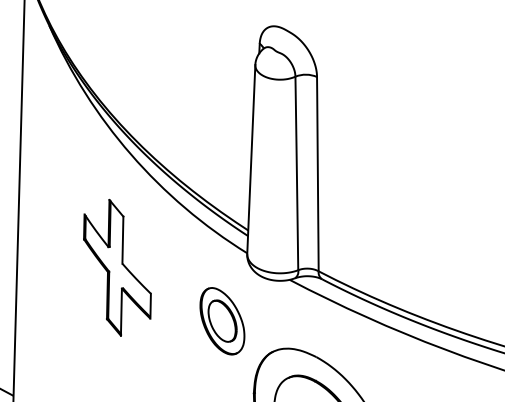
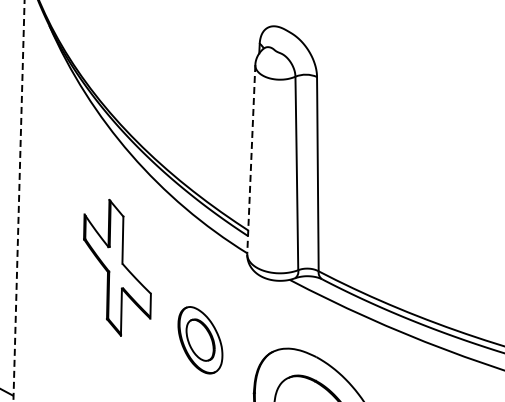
line: solid -> dashed (251, 159)
line: solid -> dashed (18, 201)
part position: (222, 321) -> (200, 340) (200, 340)
